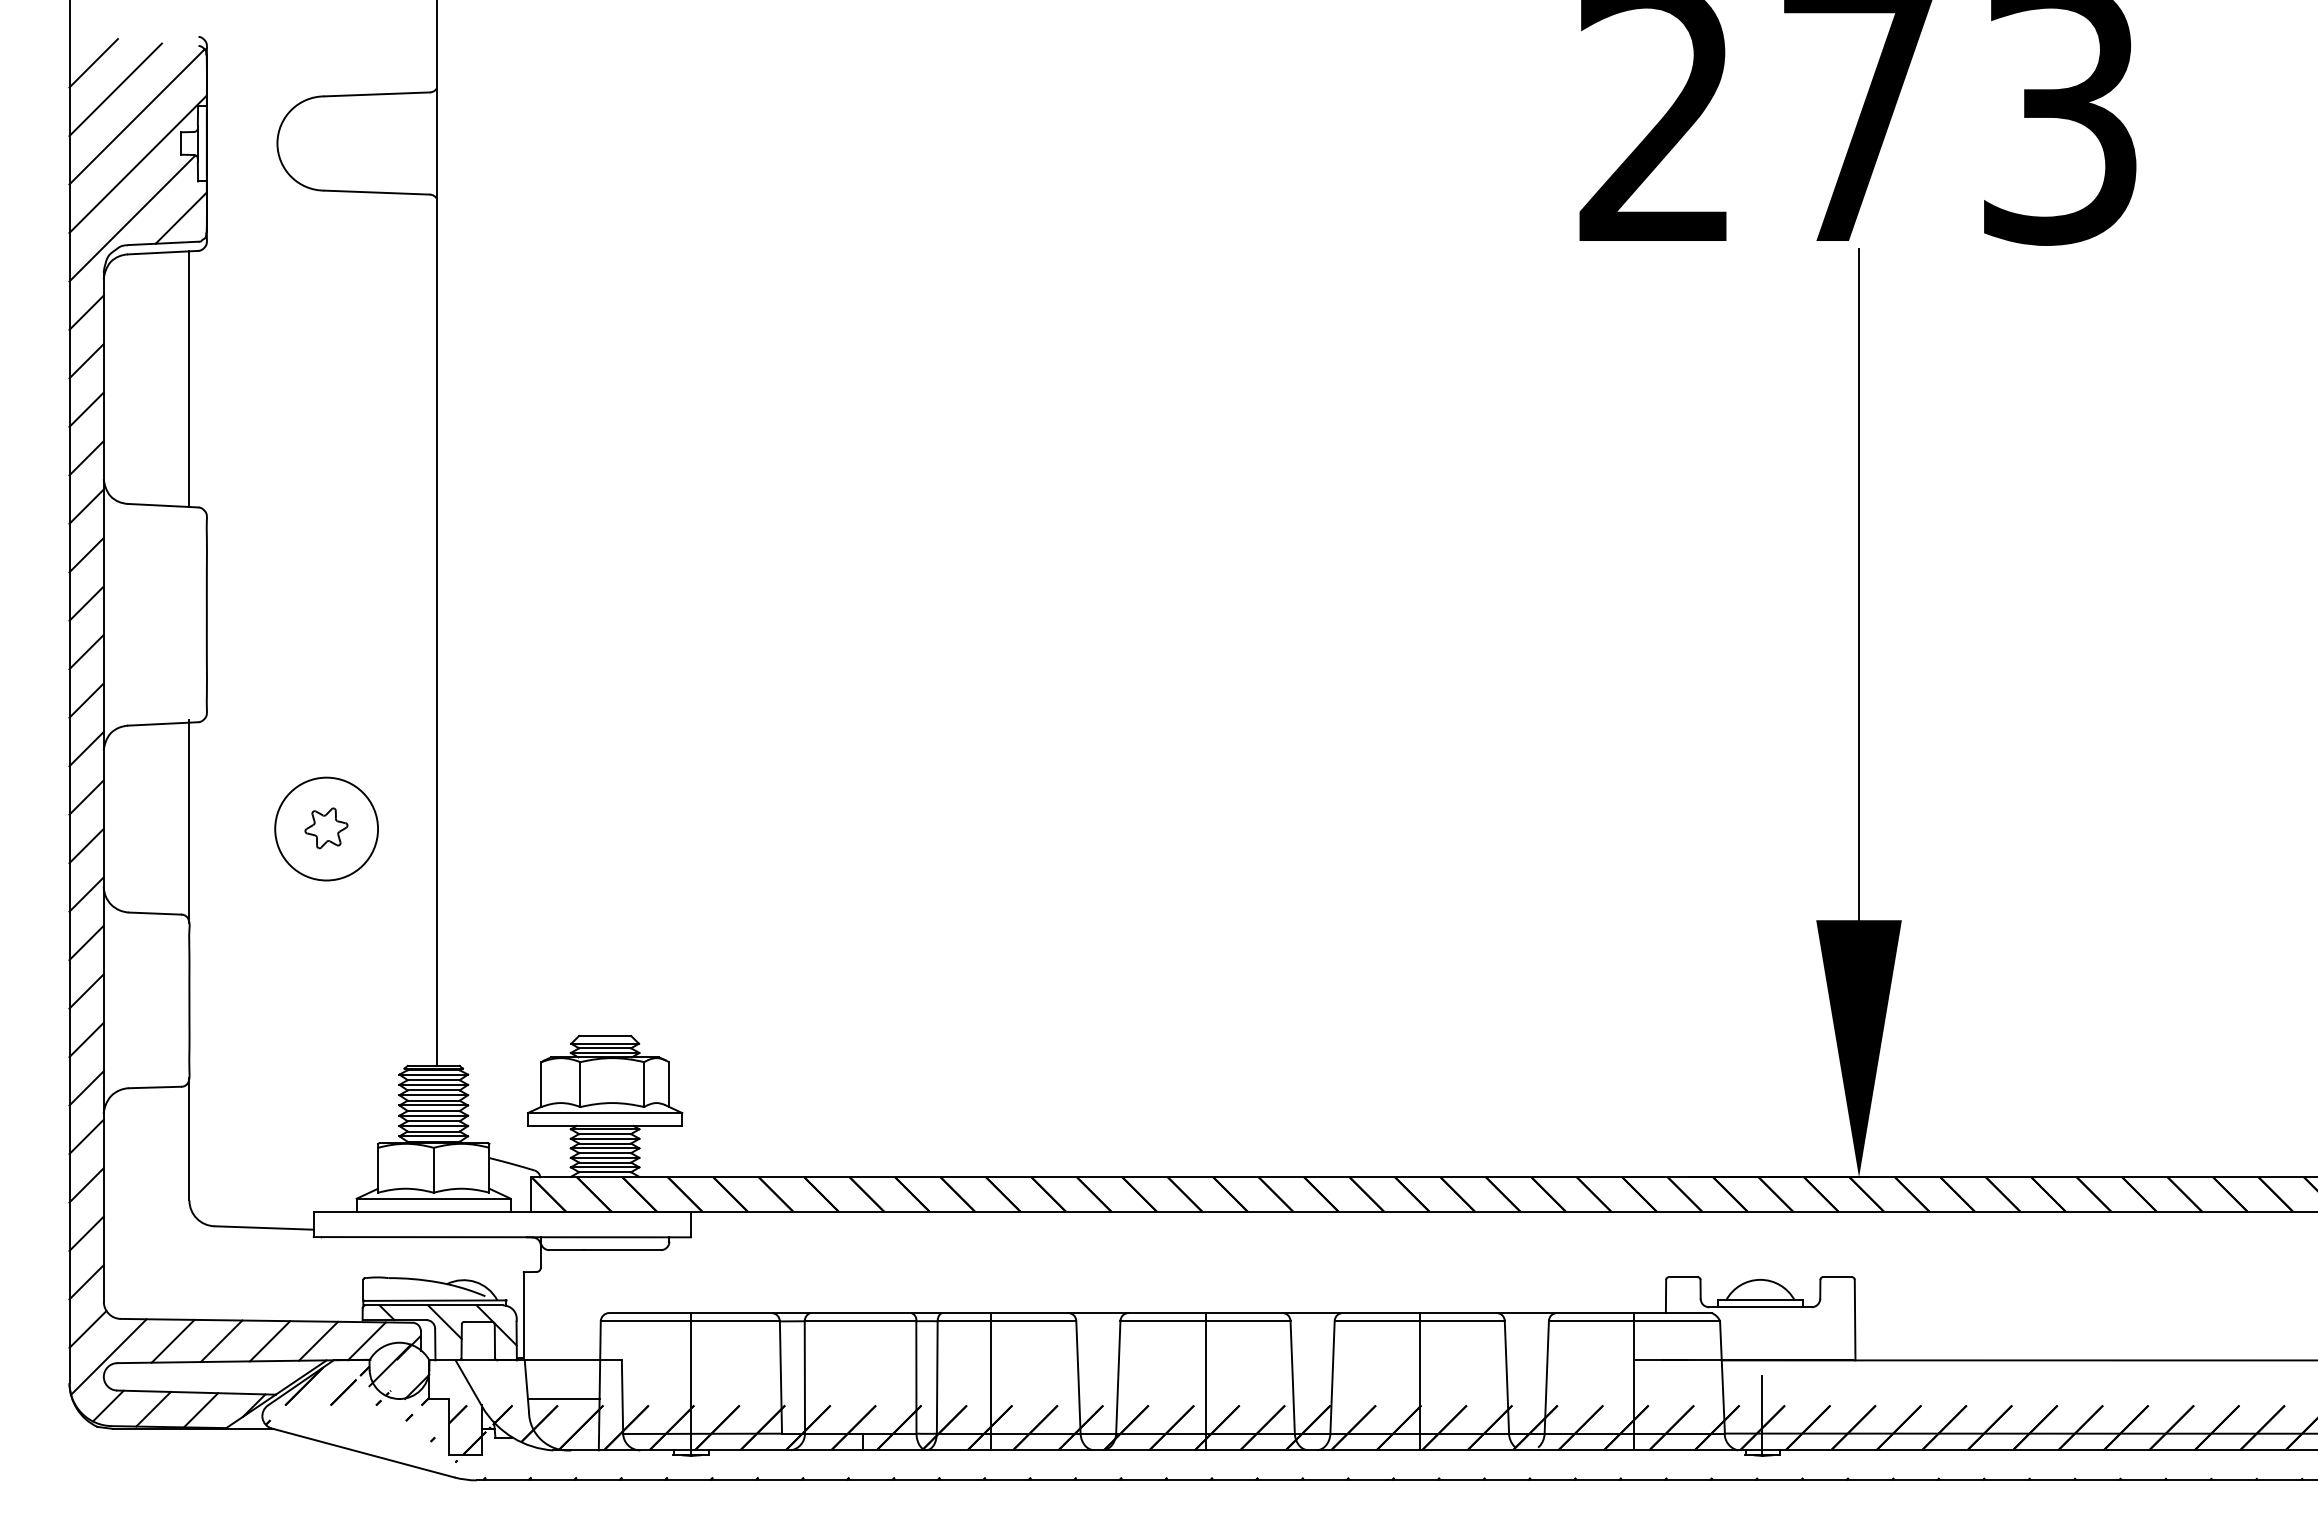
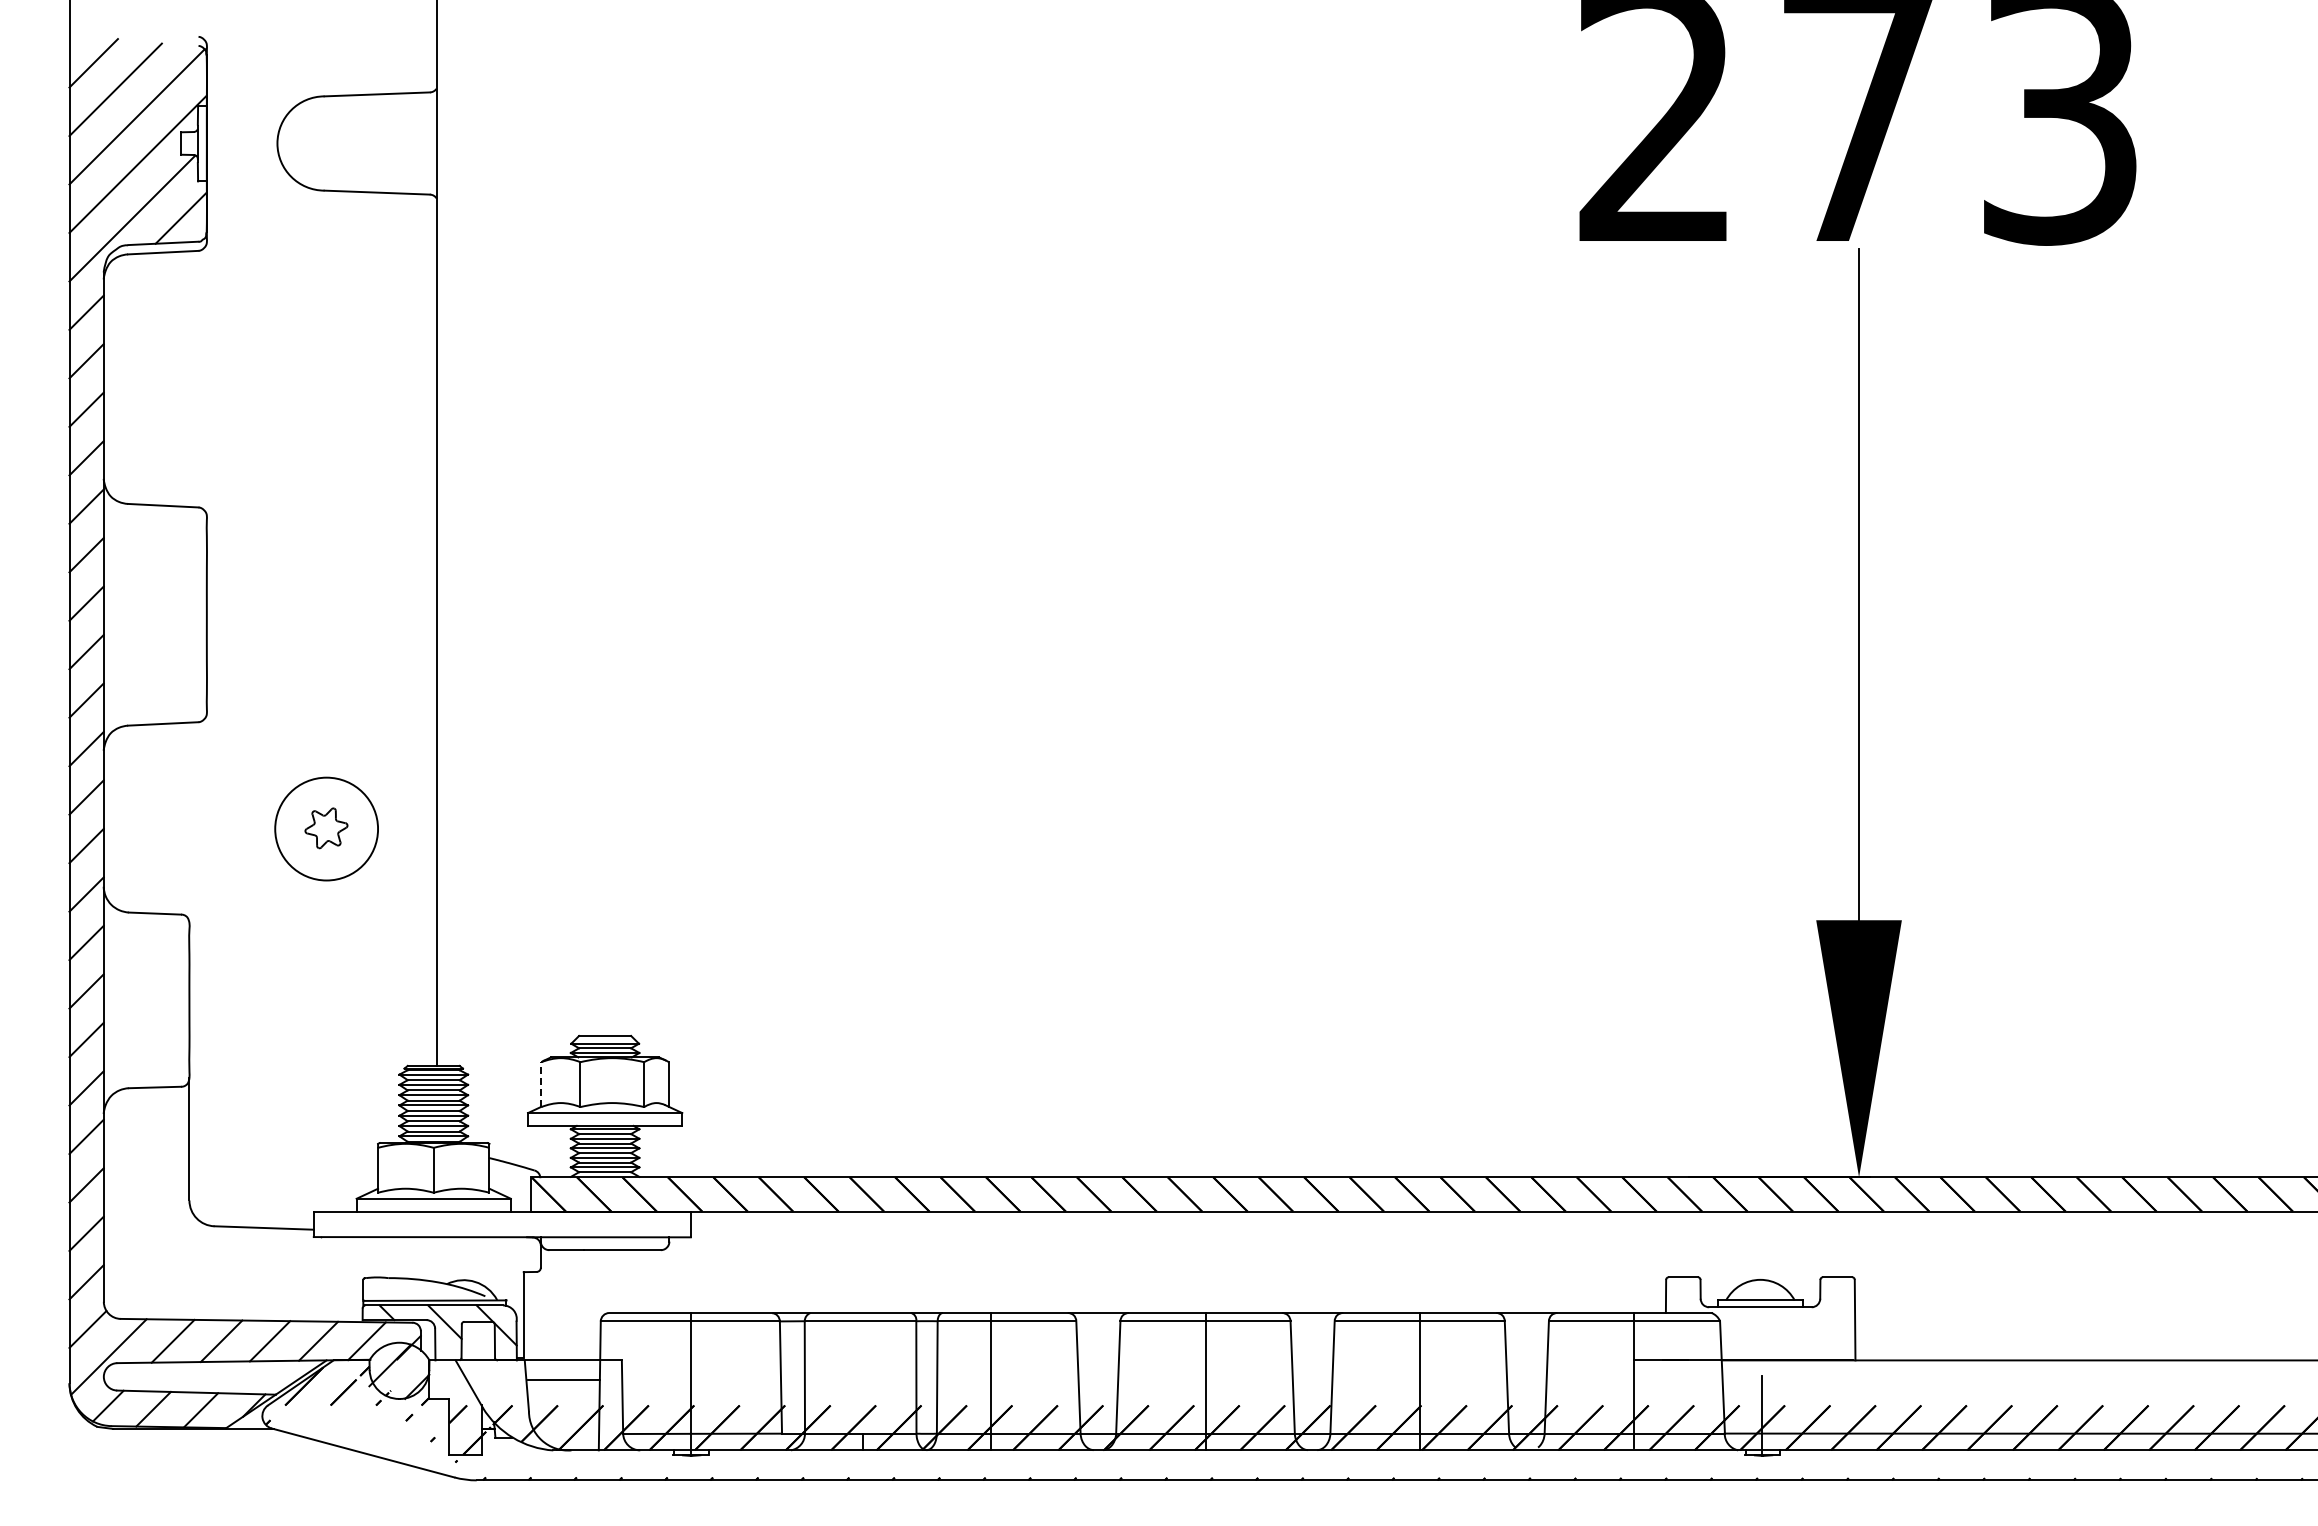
line: present -> none (189, 379)
line: present -> none (189, 821)
line: solid -> dashed (541, 1084)
line position: (563, 1398) -> (563, 1379) (563, 1379)
